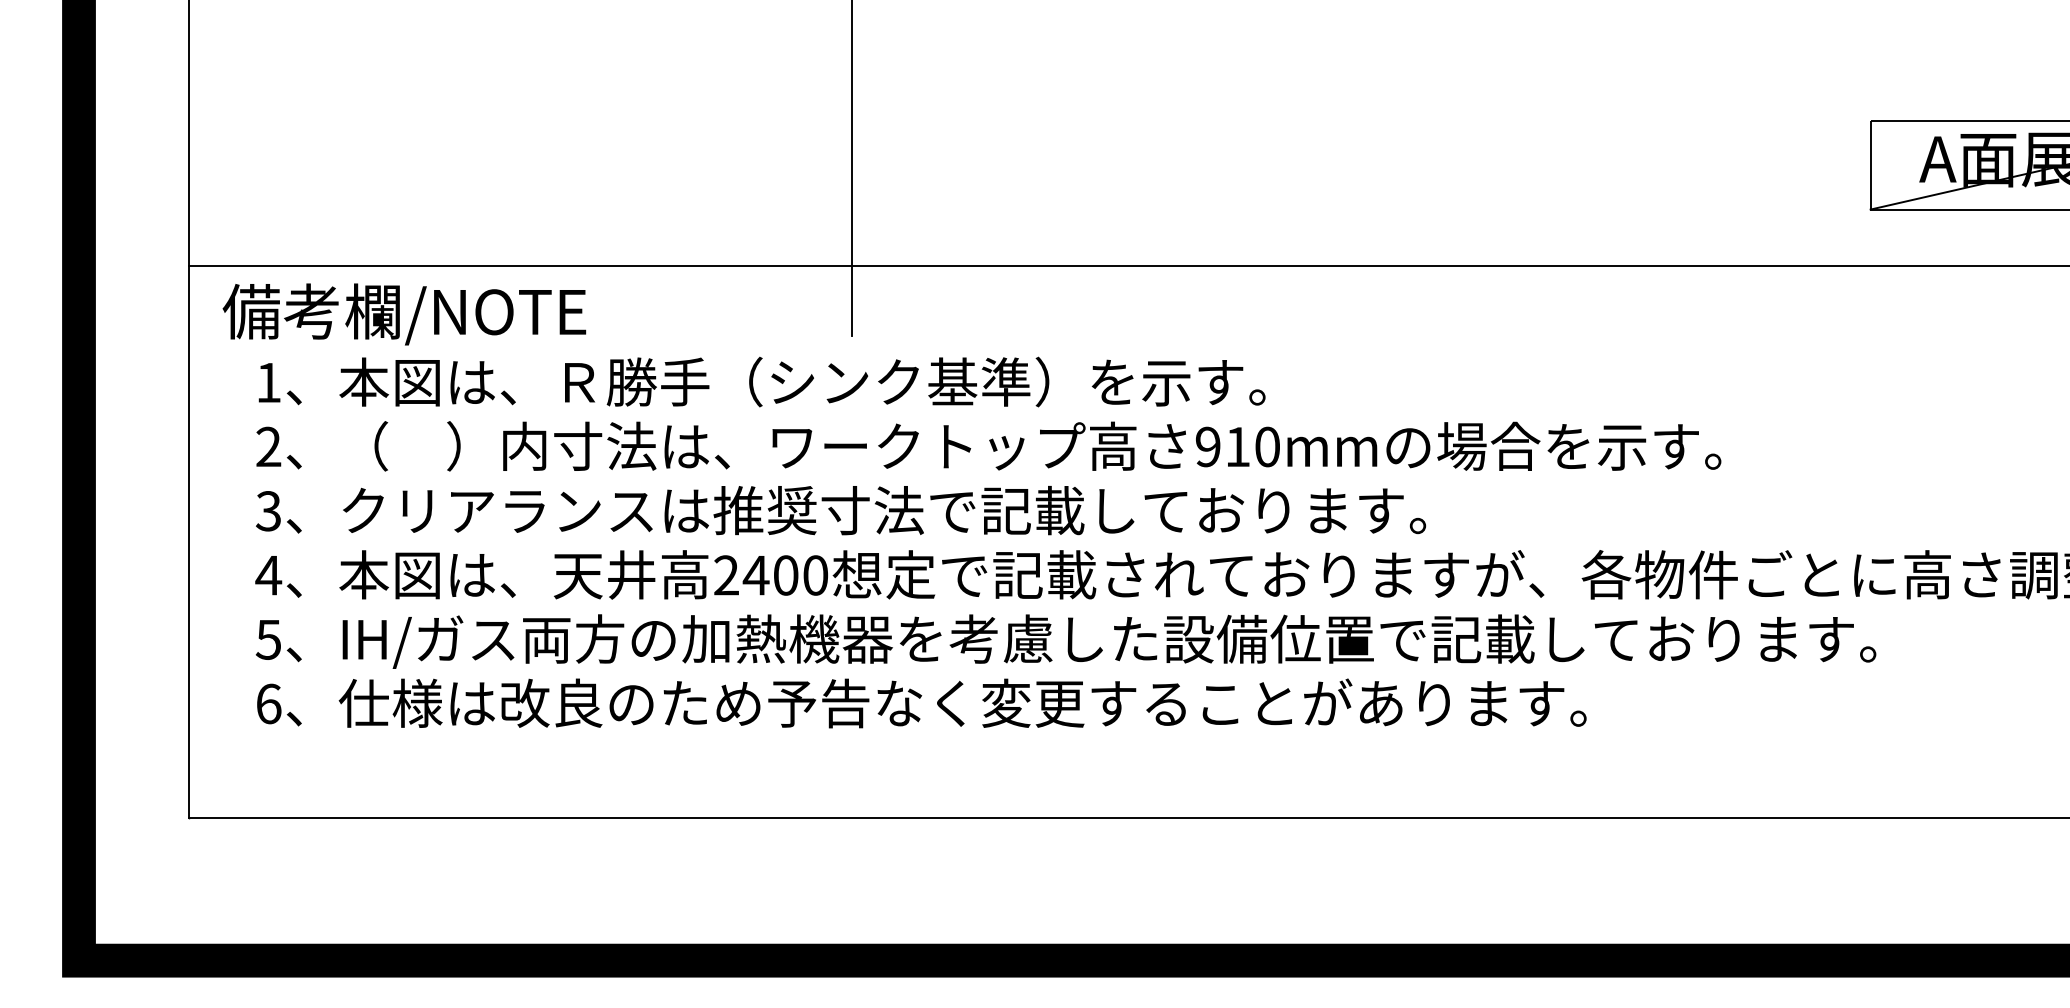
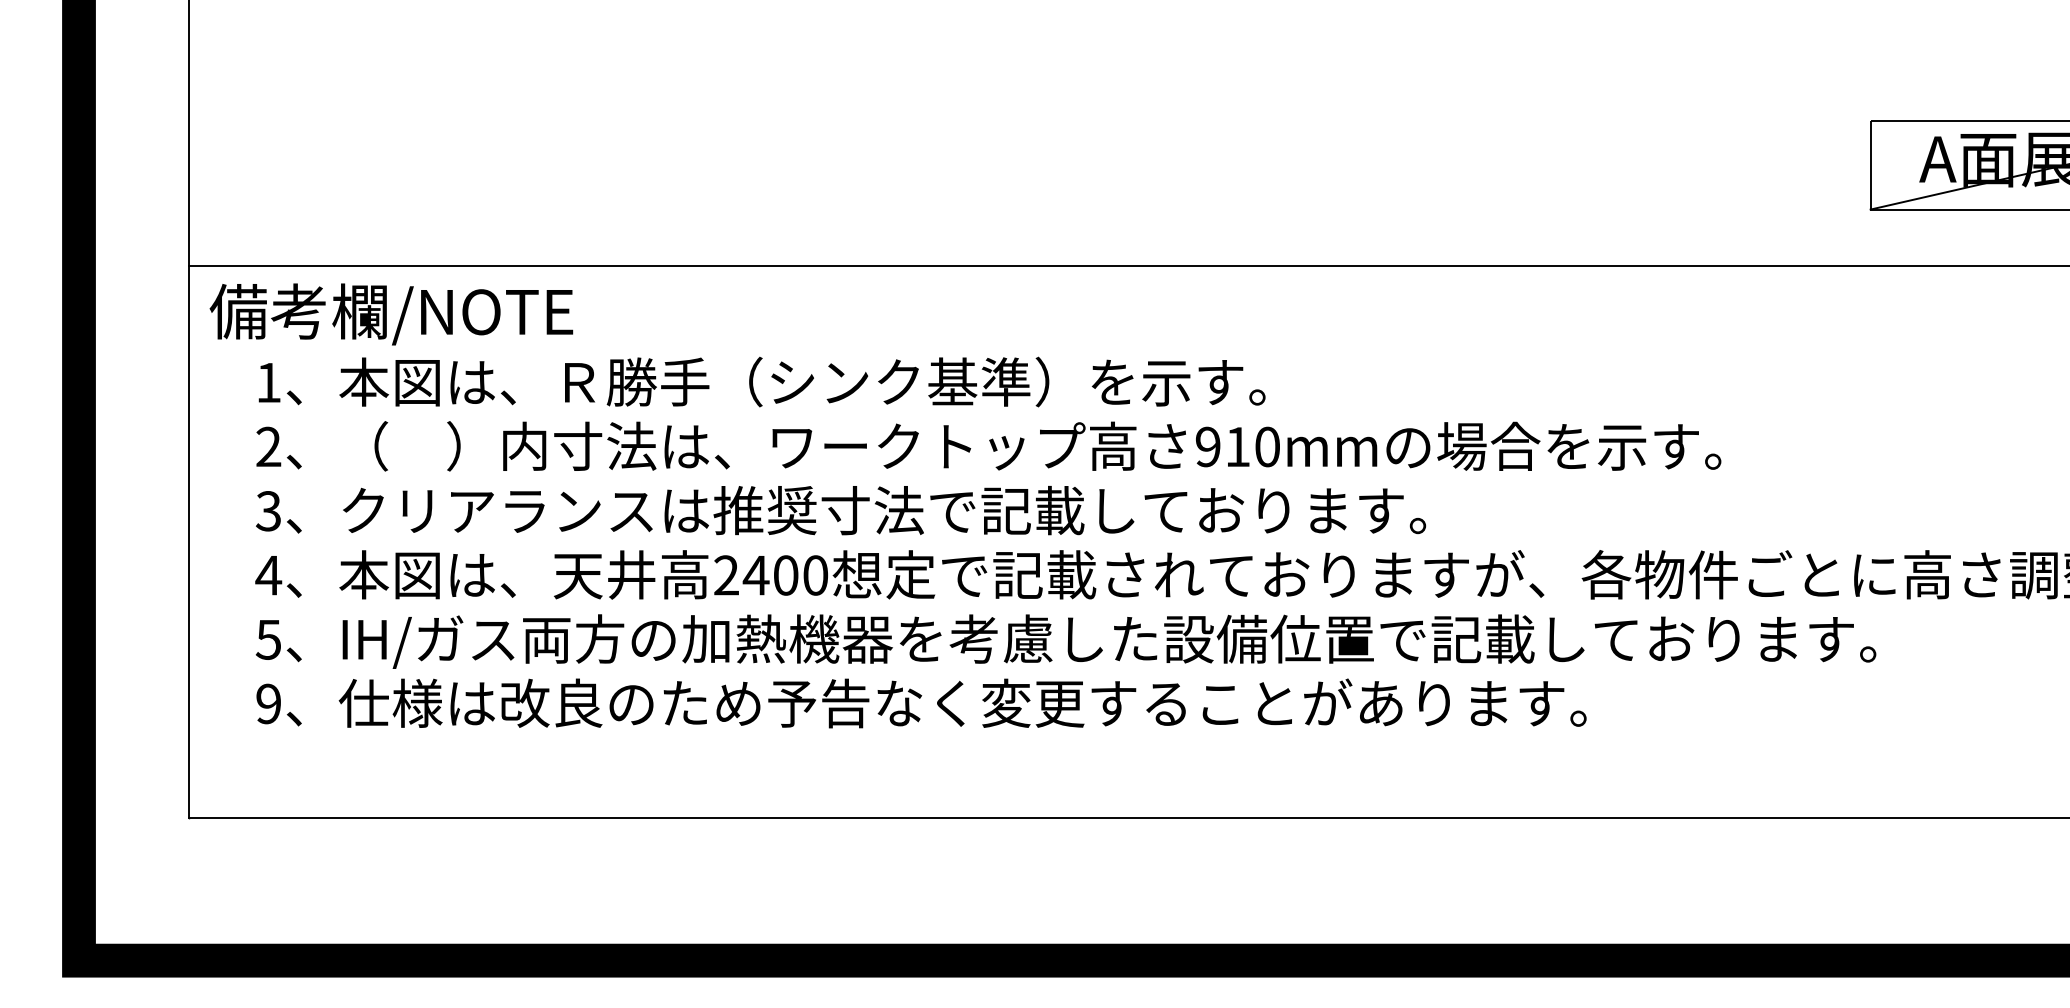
line: present -> none (852, 169)
text position: (404, 314) -> (391, 314) (391, 314)
text: 6 -> 9 (268, 703)
